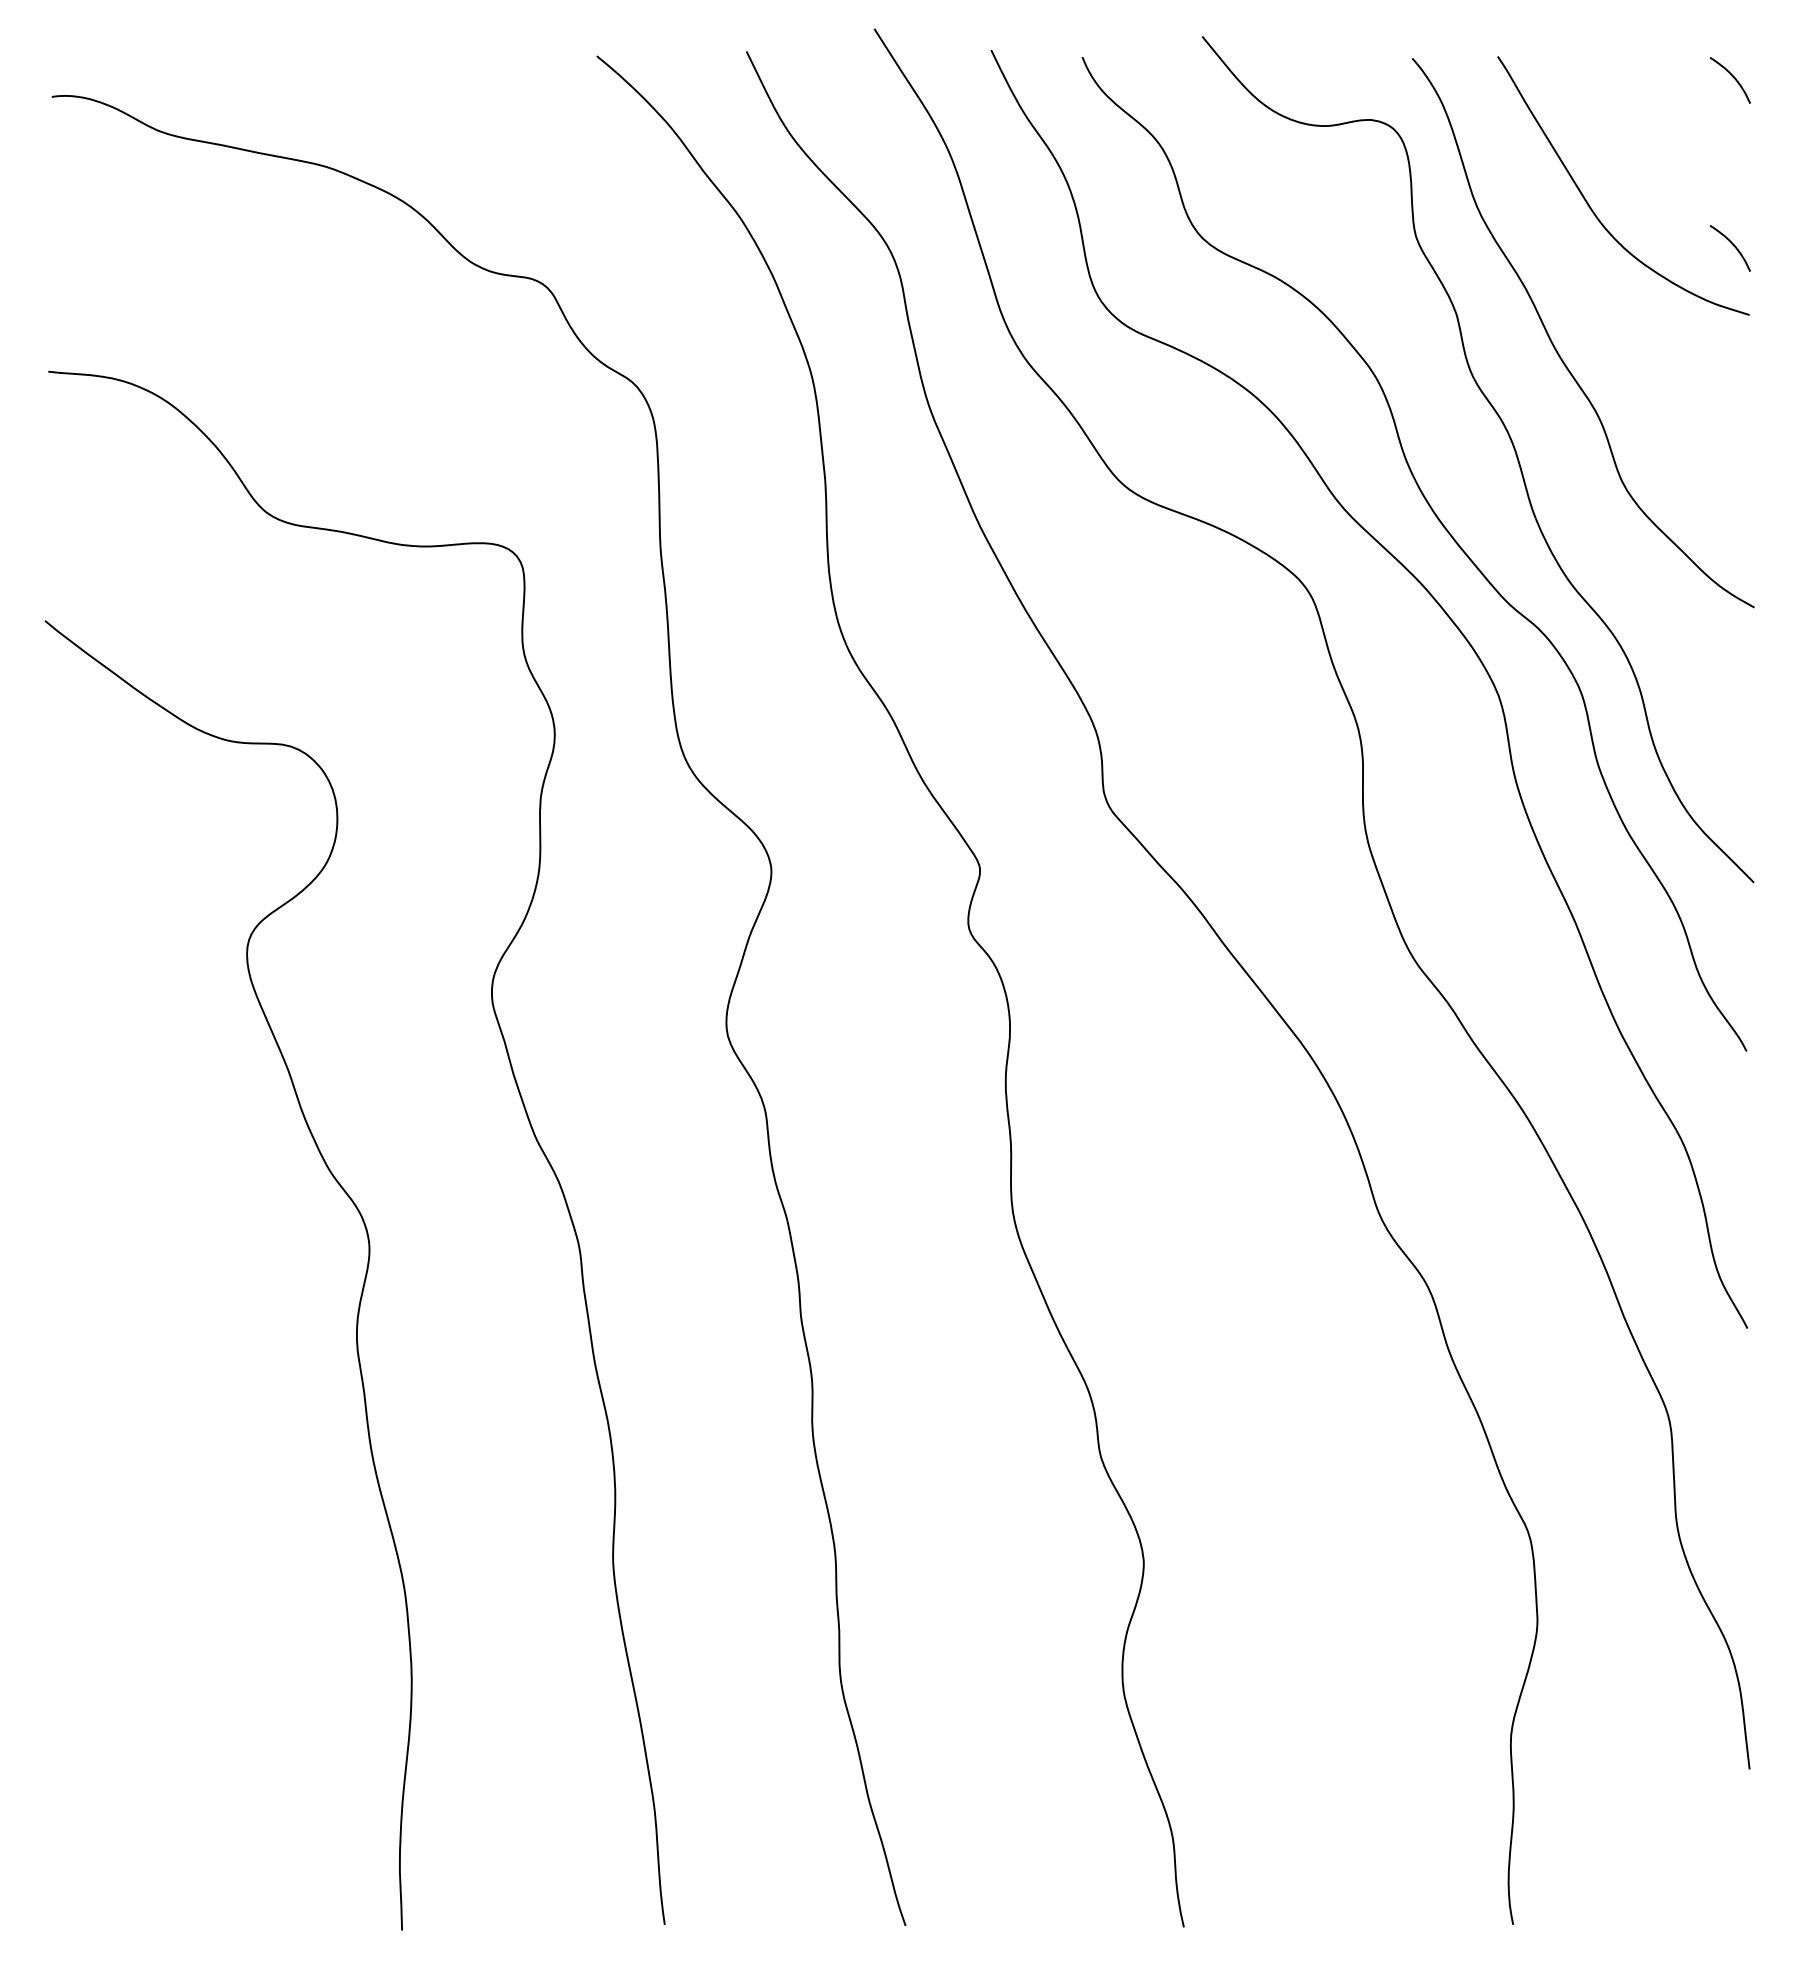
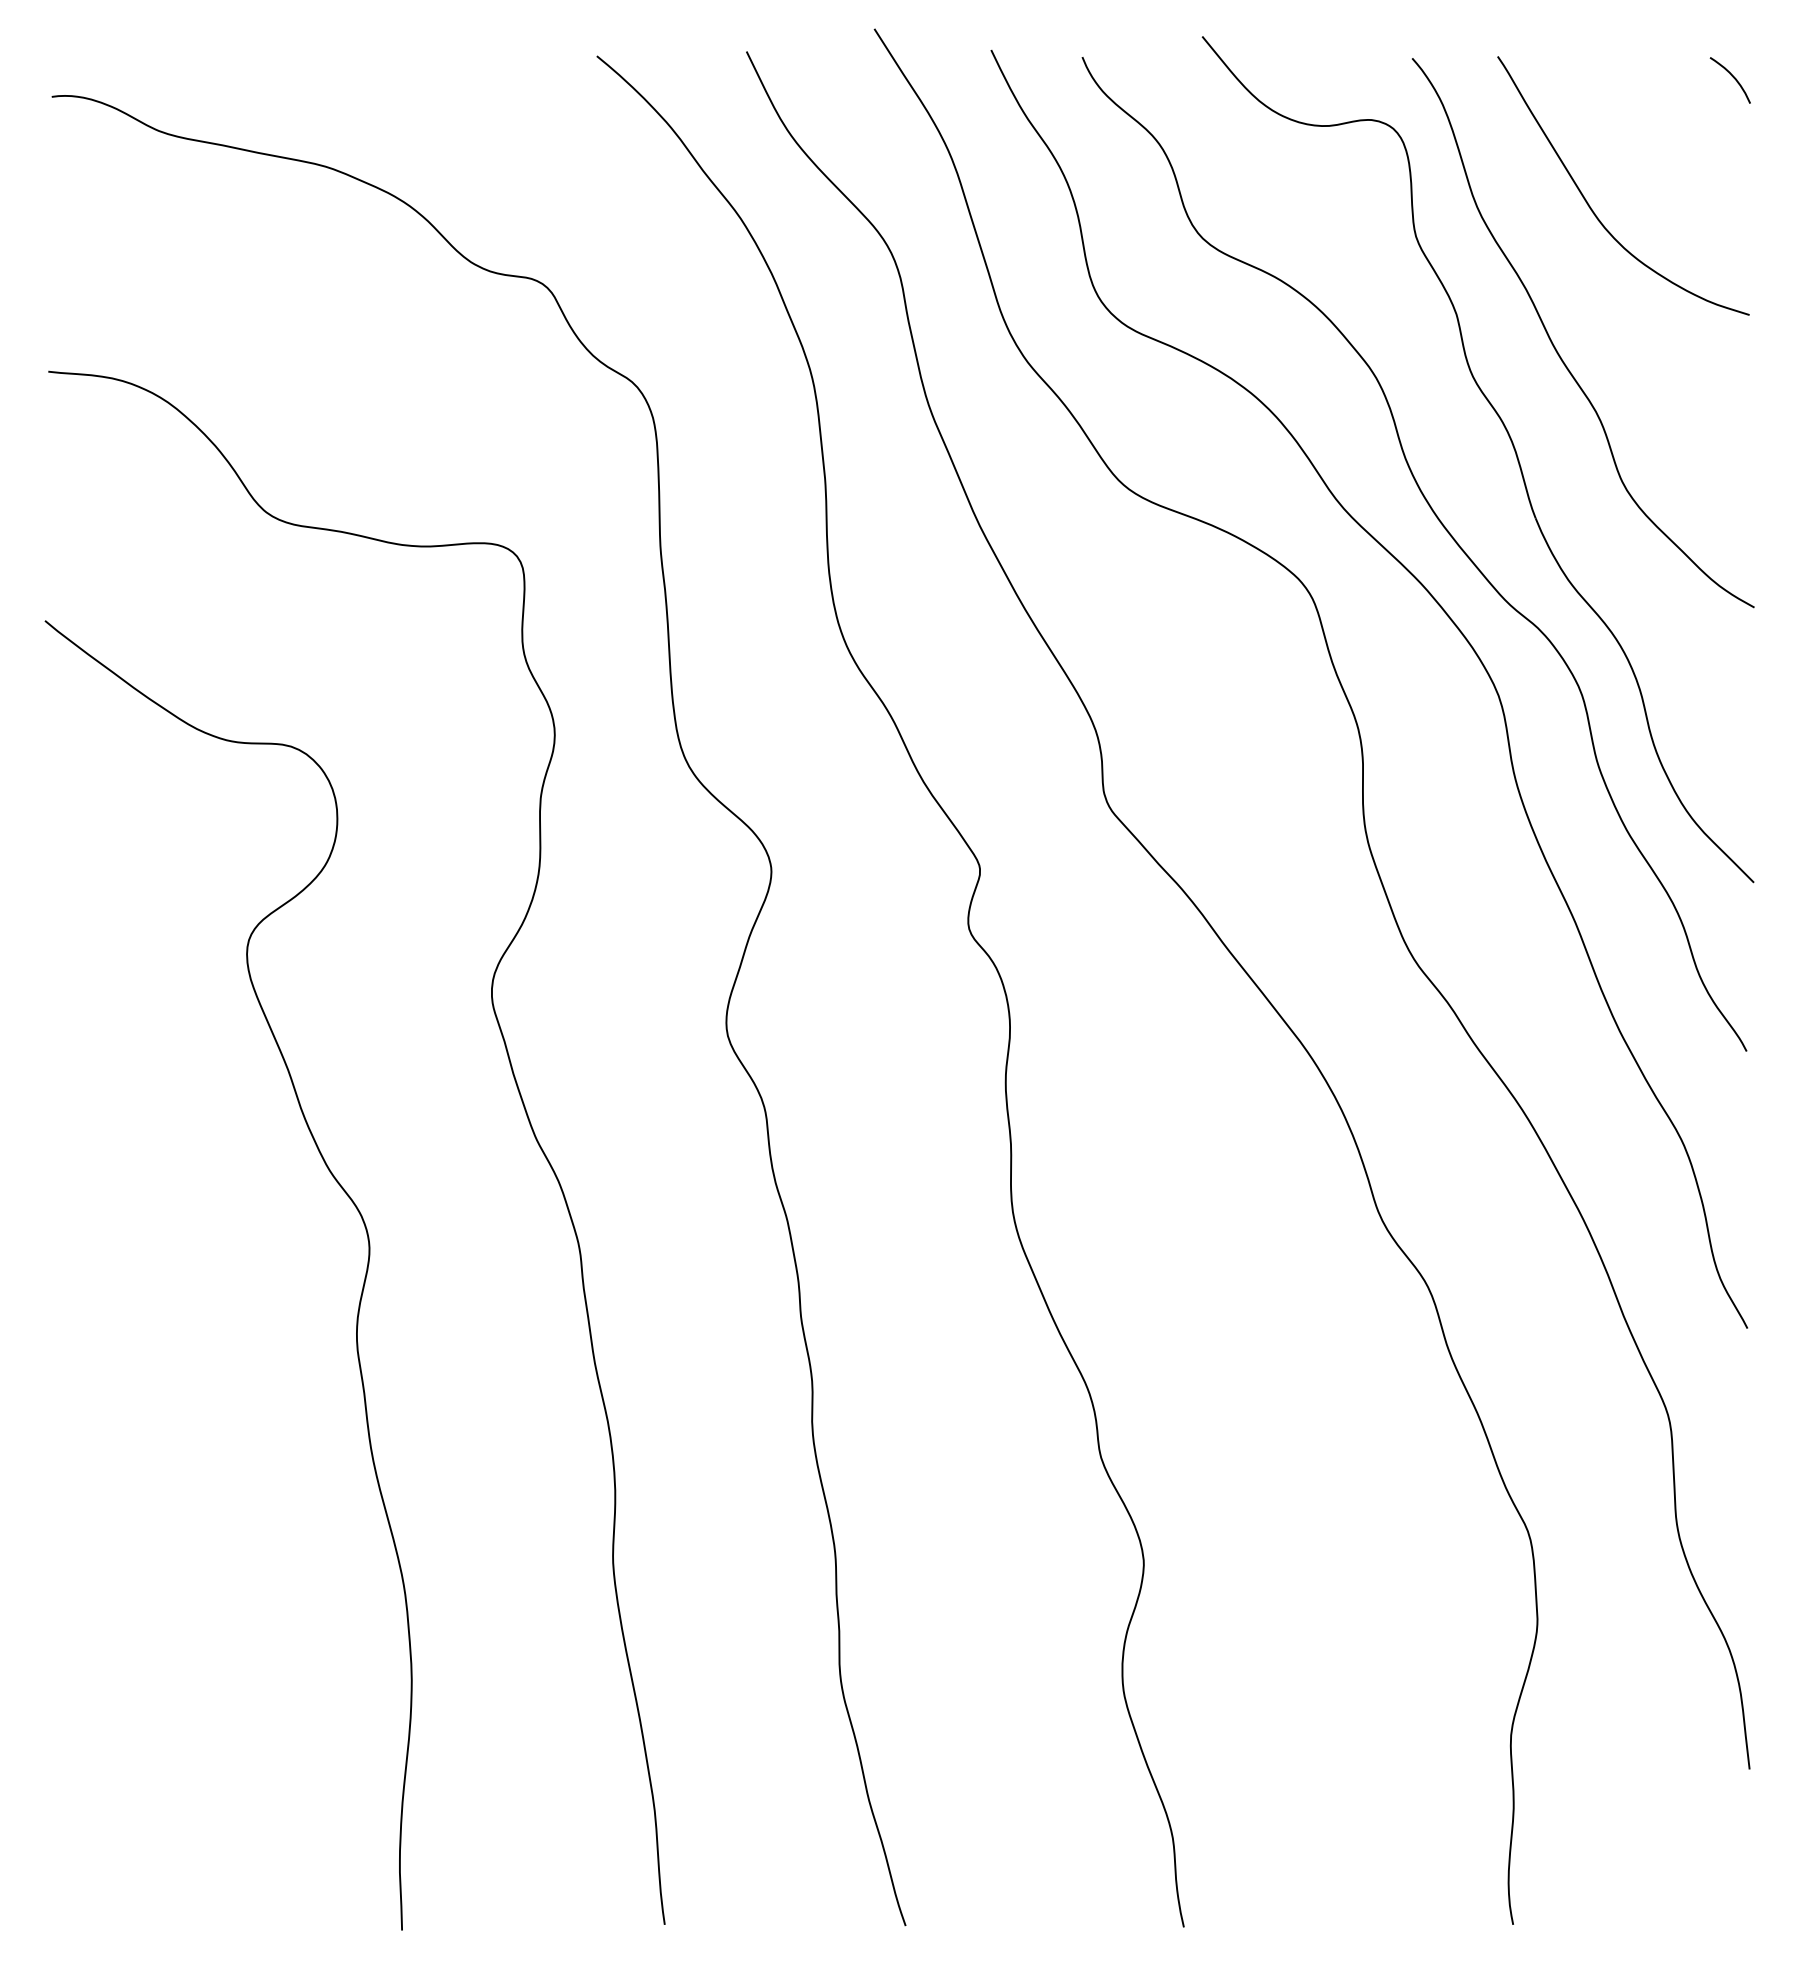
curve: present -> none (1732, 245)
